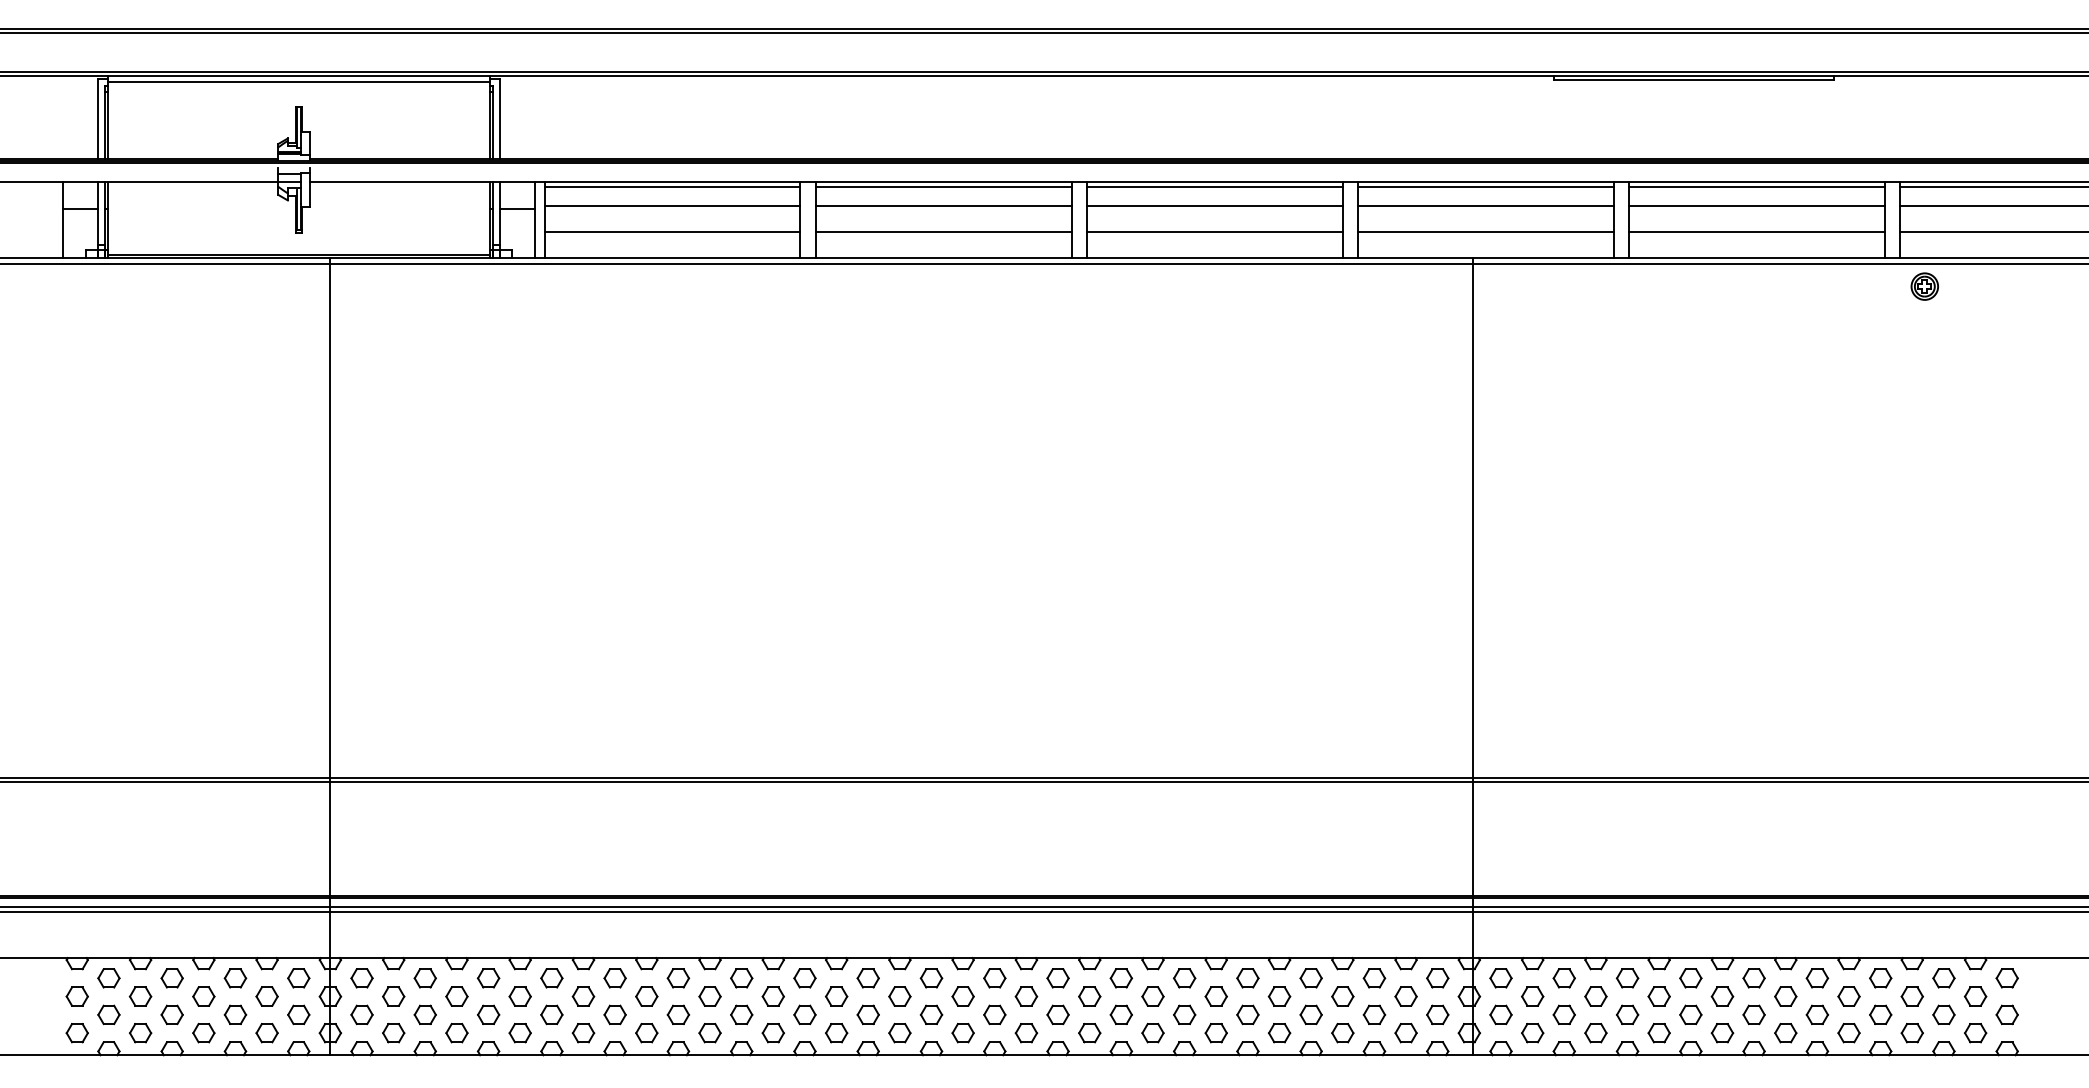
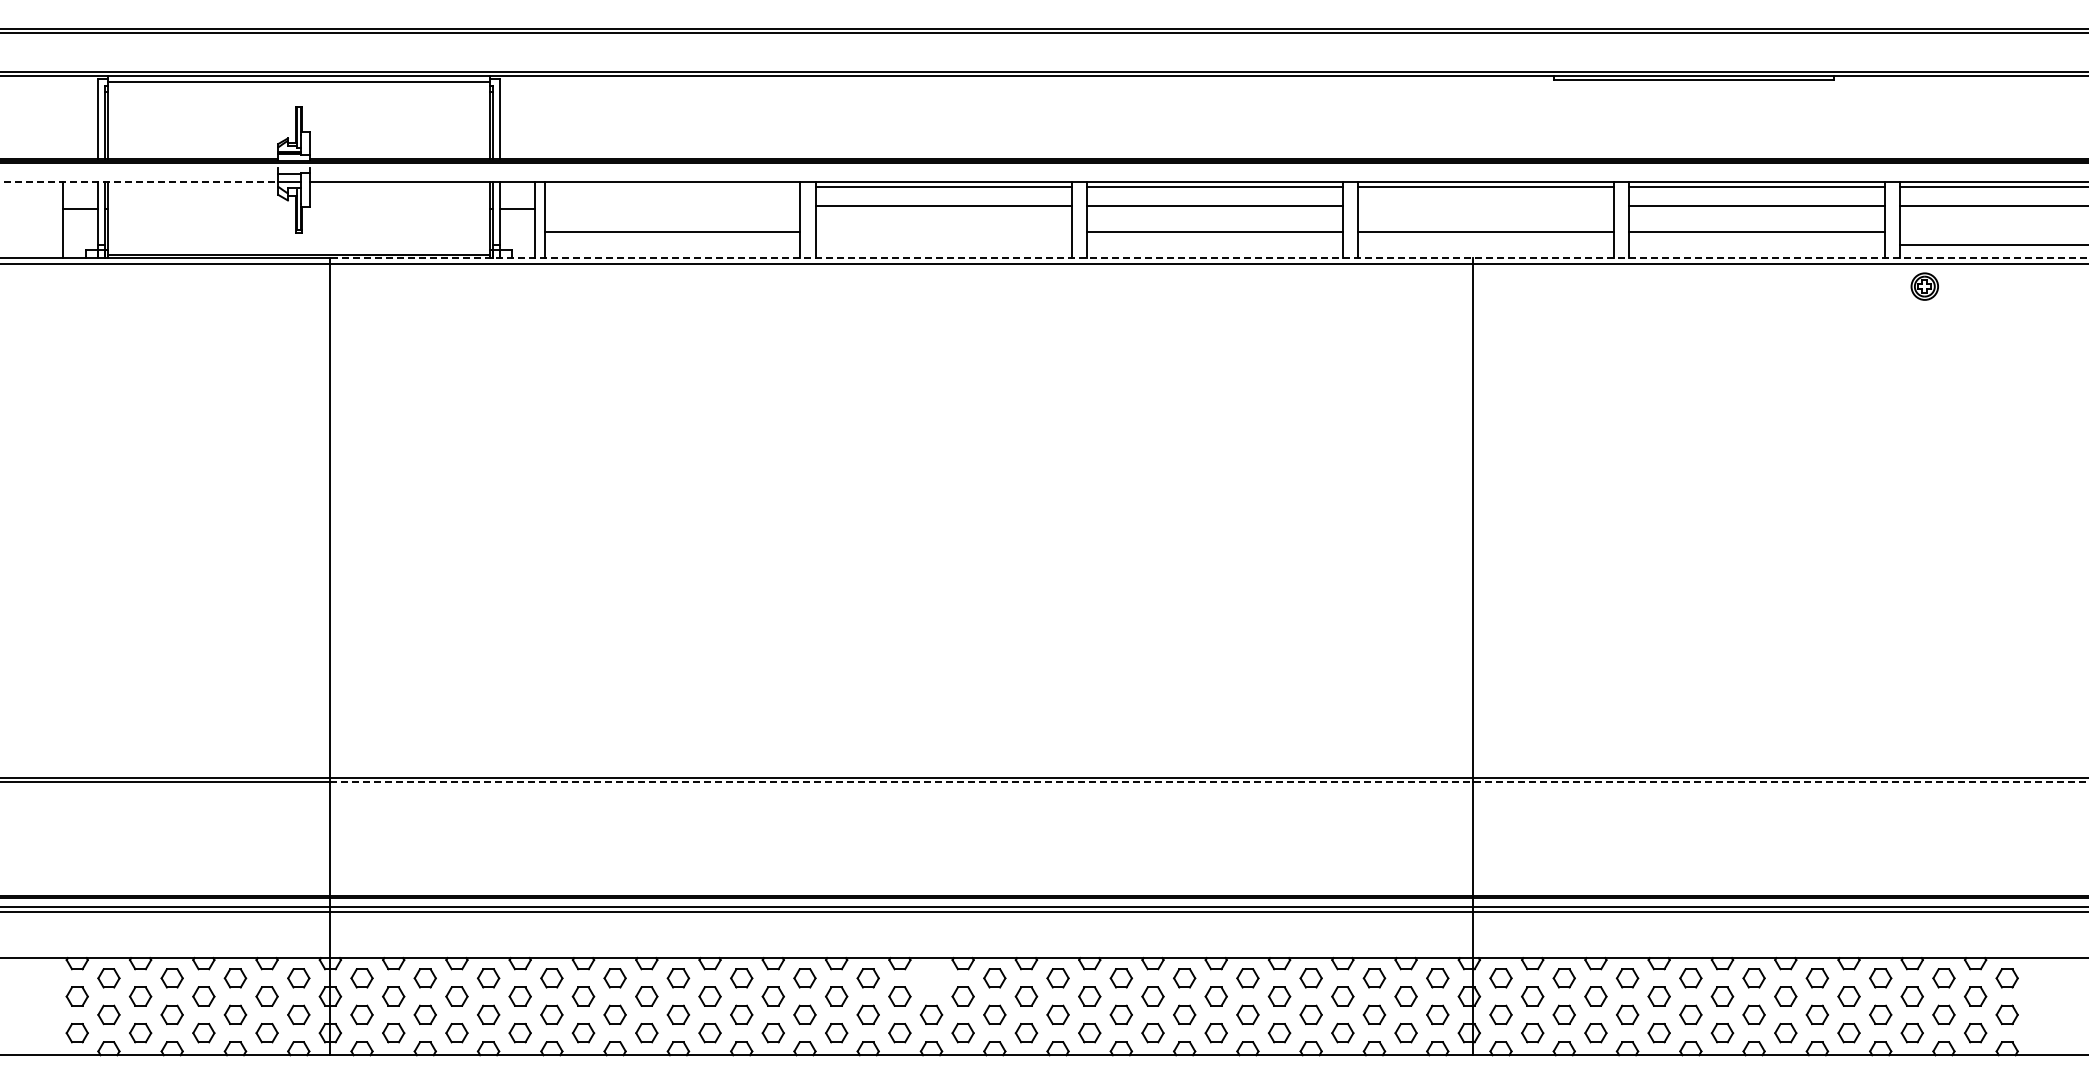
line: solid -> dashed (139, 181)
line: present -> none (672, 187)
line: present -> none (672, 206)
line: present -> none (1485, 206)
line: present -> none (943, 231)
line position: (1992, 231) -> (1992, 244) (1992, 244)
line: solid -> dashed (1209, 258)
line: solid -> dashed (1209, 782)
part: present -> none (931, 978)
